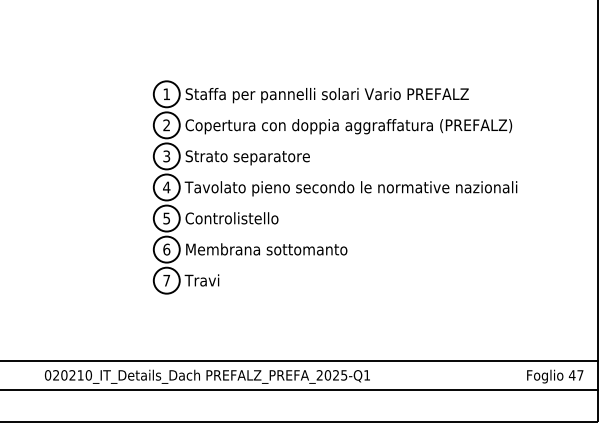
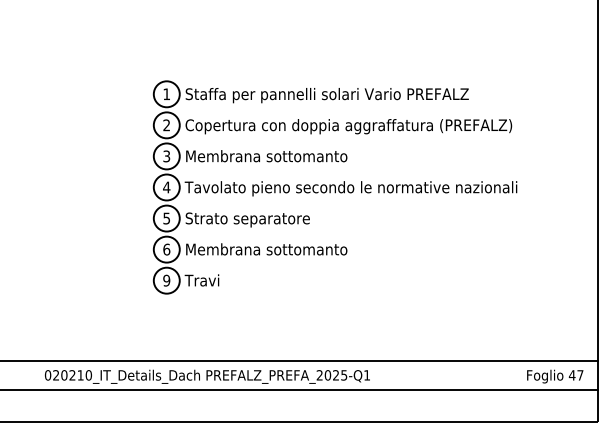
text: Strato separatore -> Membrana sottomanto (266, 157)
text: Controlistello -> Strato separatore (247, 219)
text: 7 -> 9 (166, 280)
